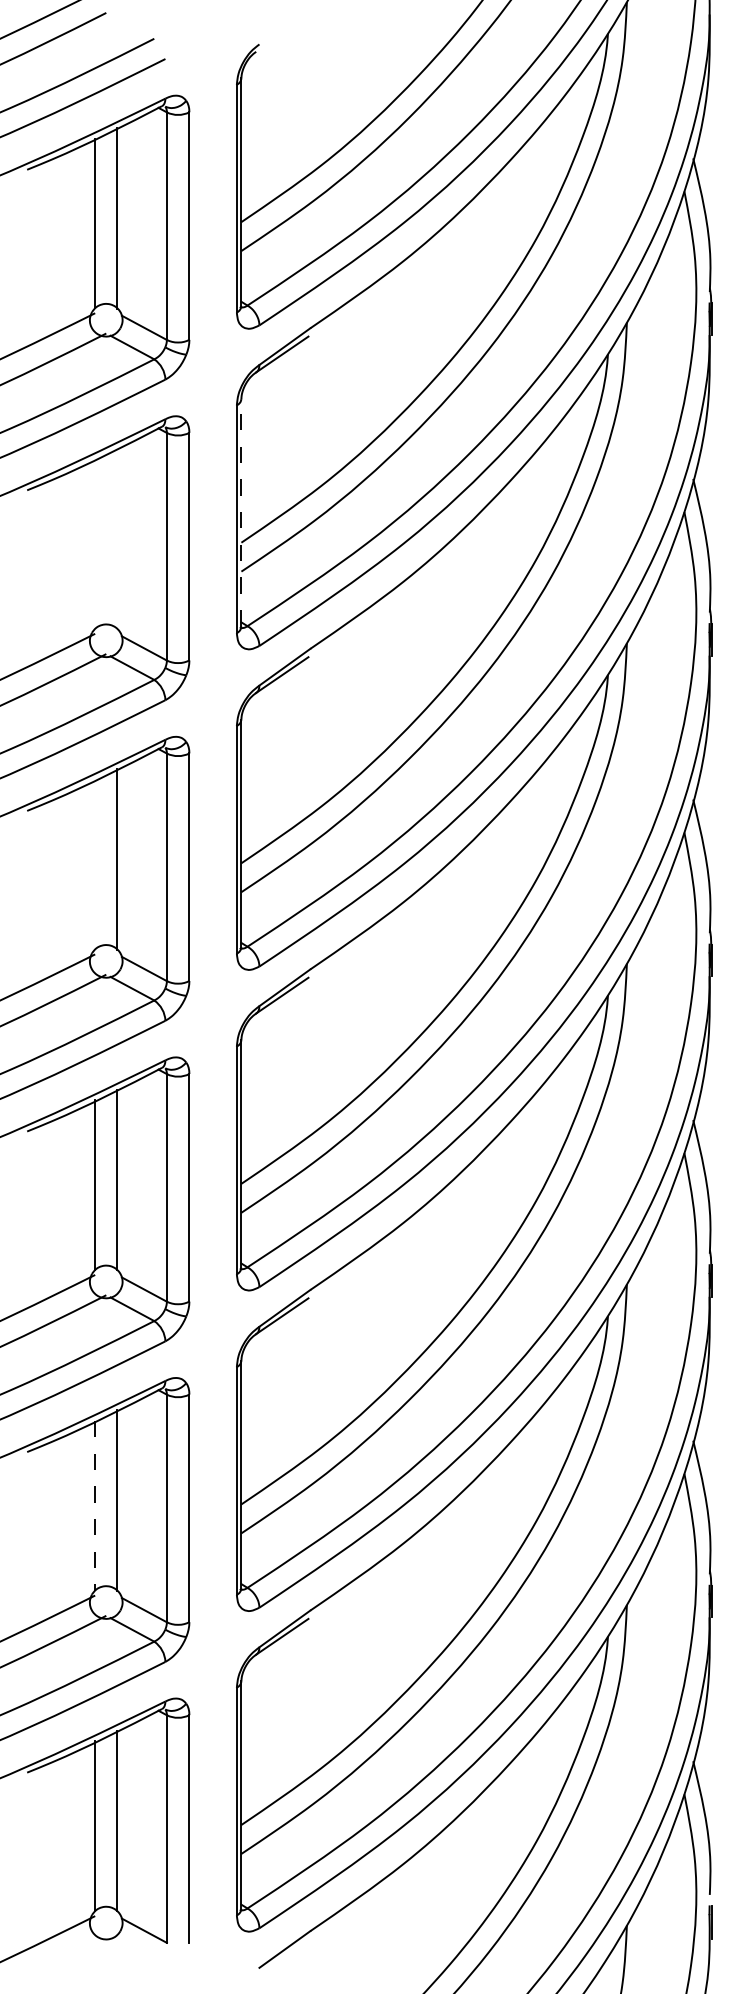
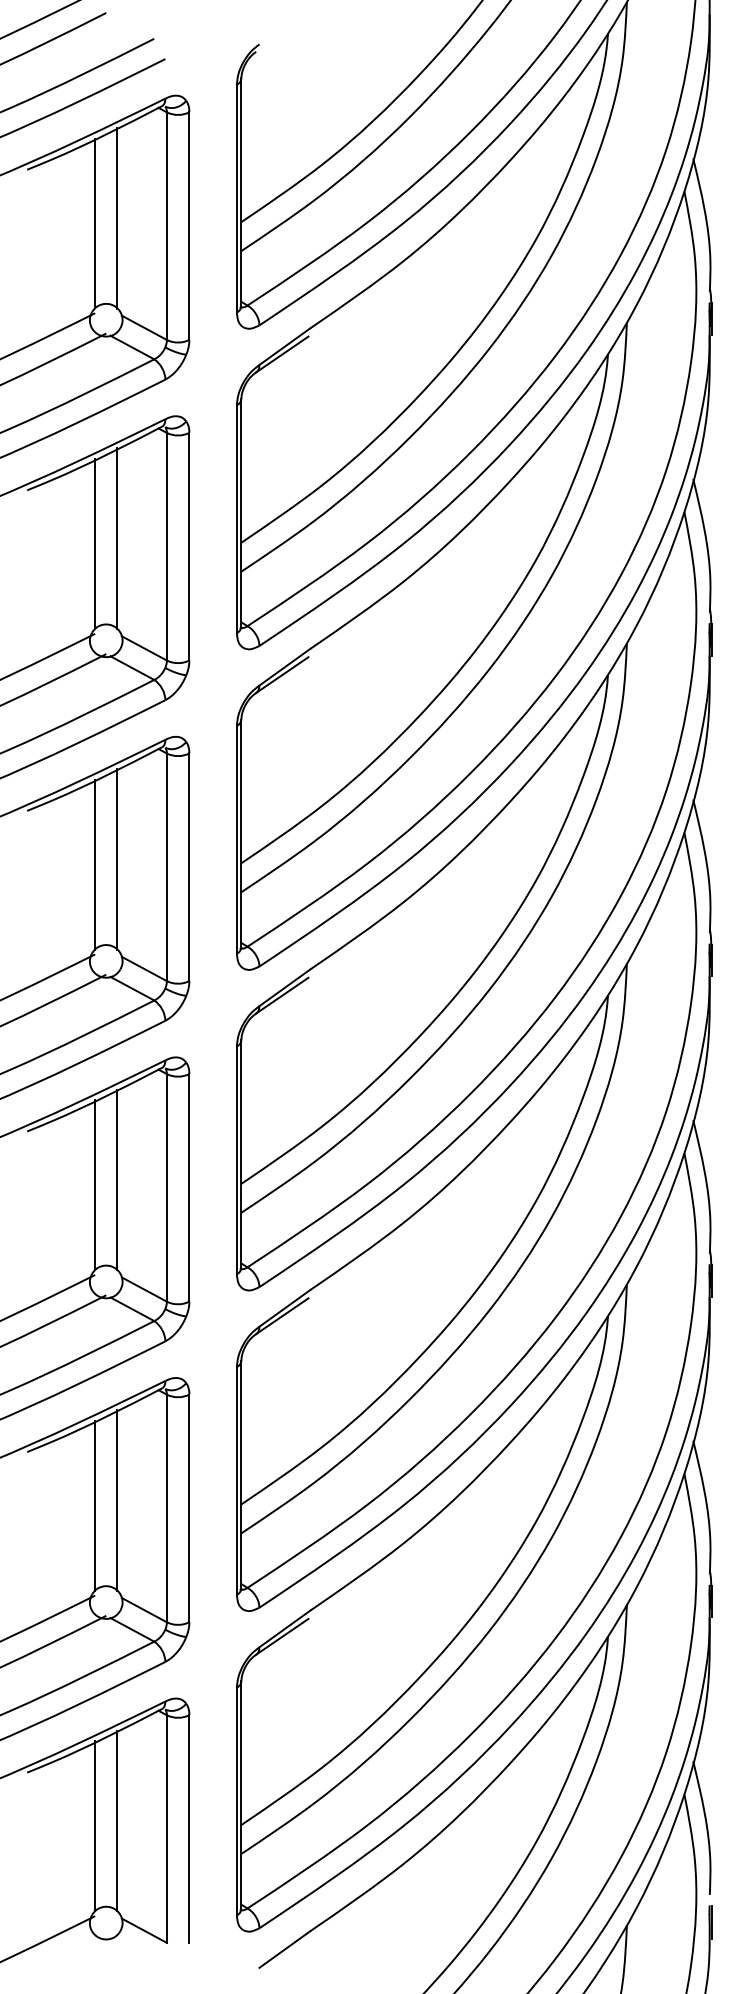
line: dashed -> solid (241, 512)
line: none -> present (117, 538)
line: none -> present (95, 544)
line: none -> present (95, 864)
line: dashed -> solid (95, 1505)
